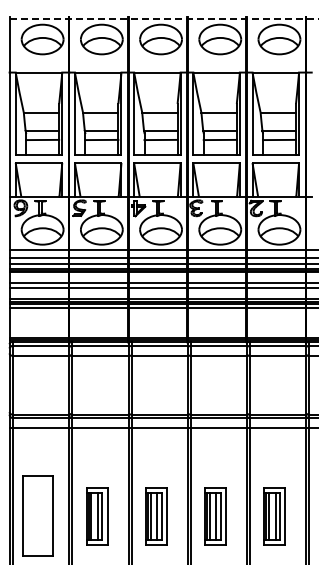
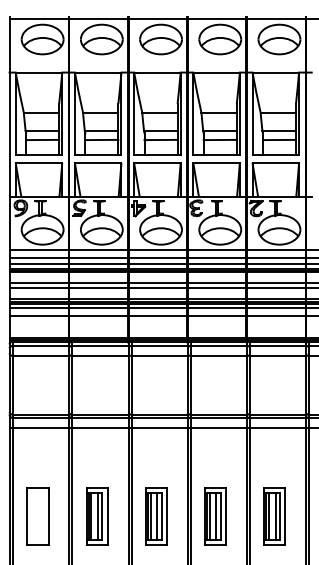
line: dashed -> solid (164, 18)
line: none -> present (162, 315)
part size: 32x82 px -> 24x59 px (37, 516)
